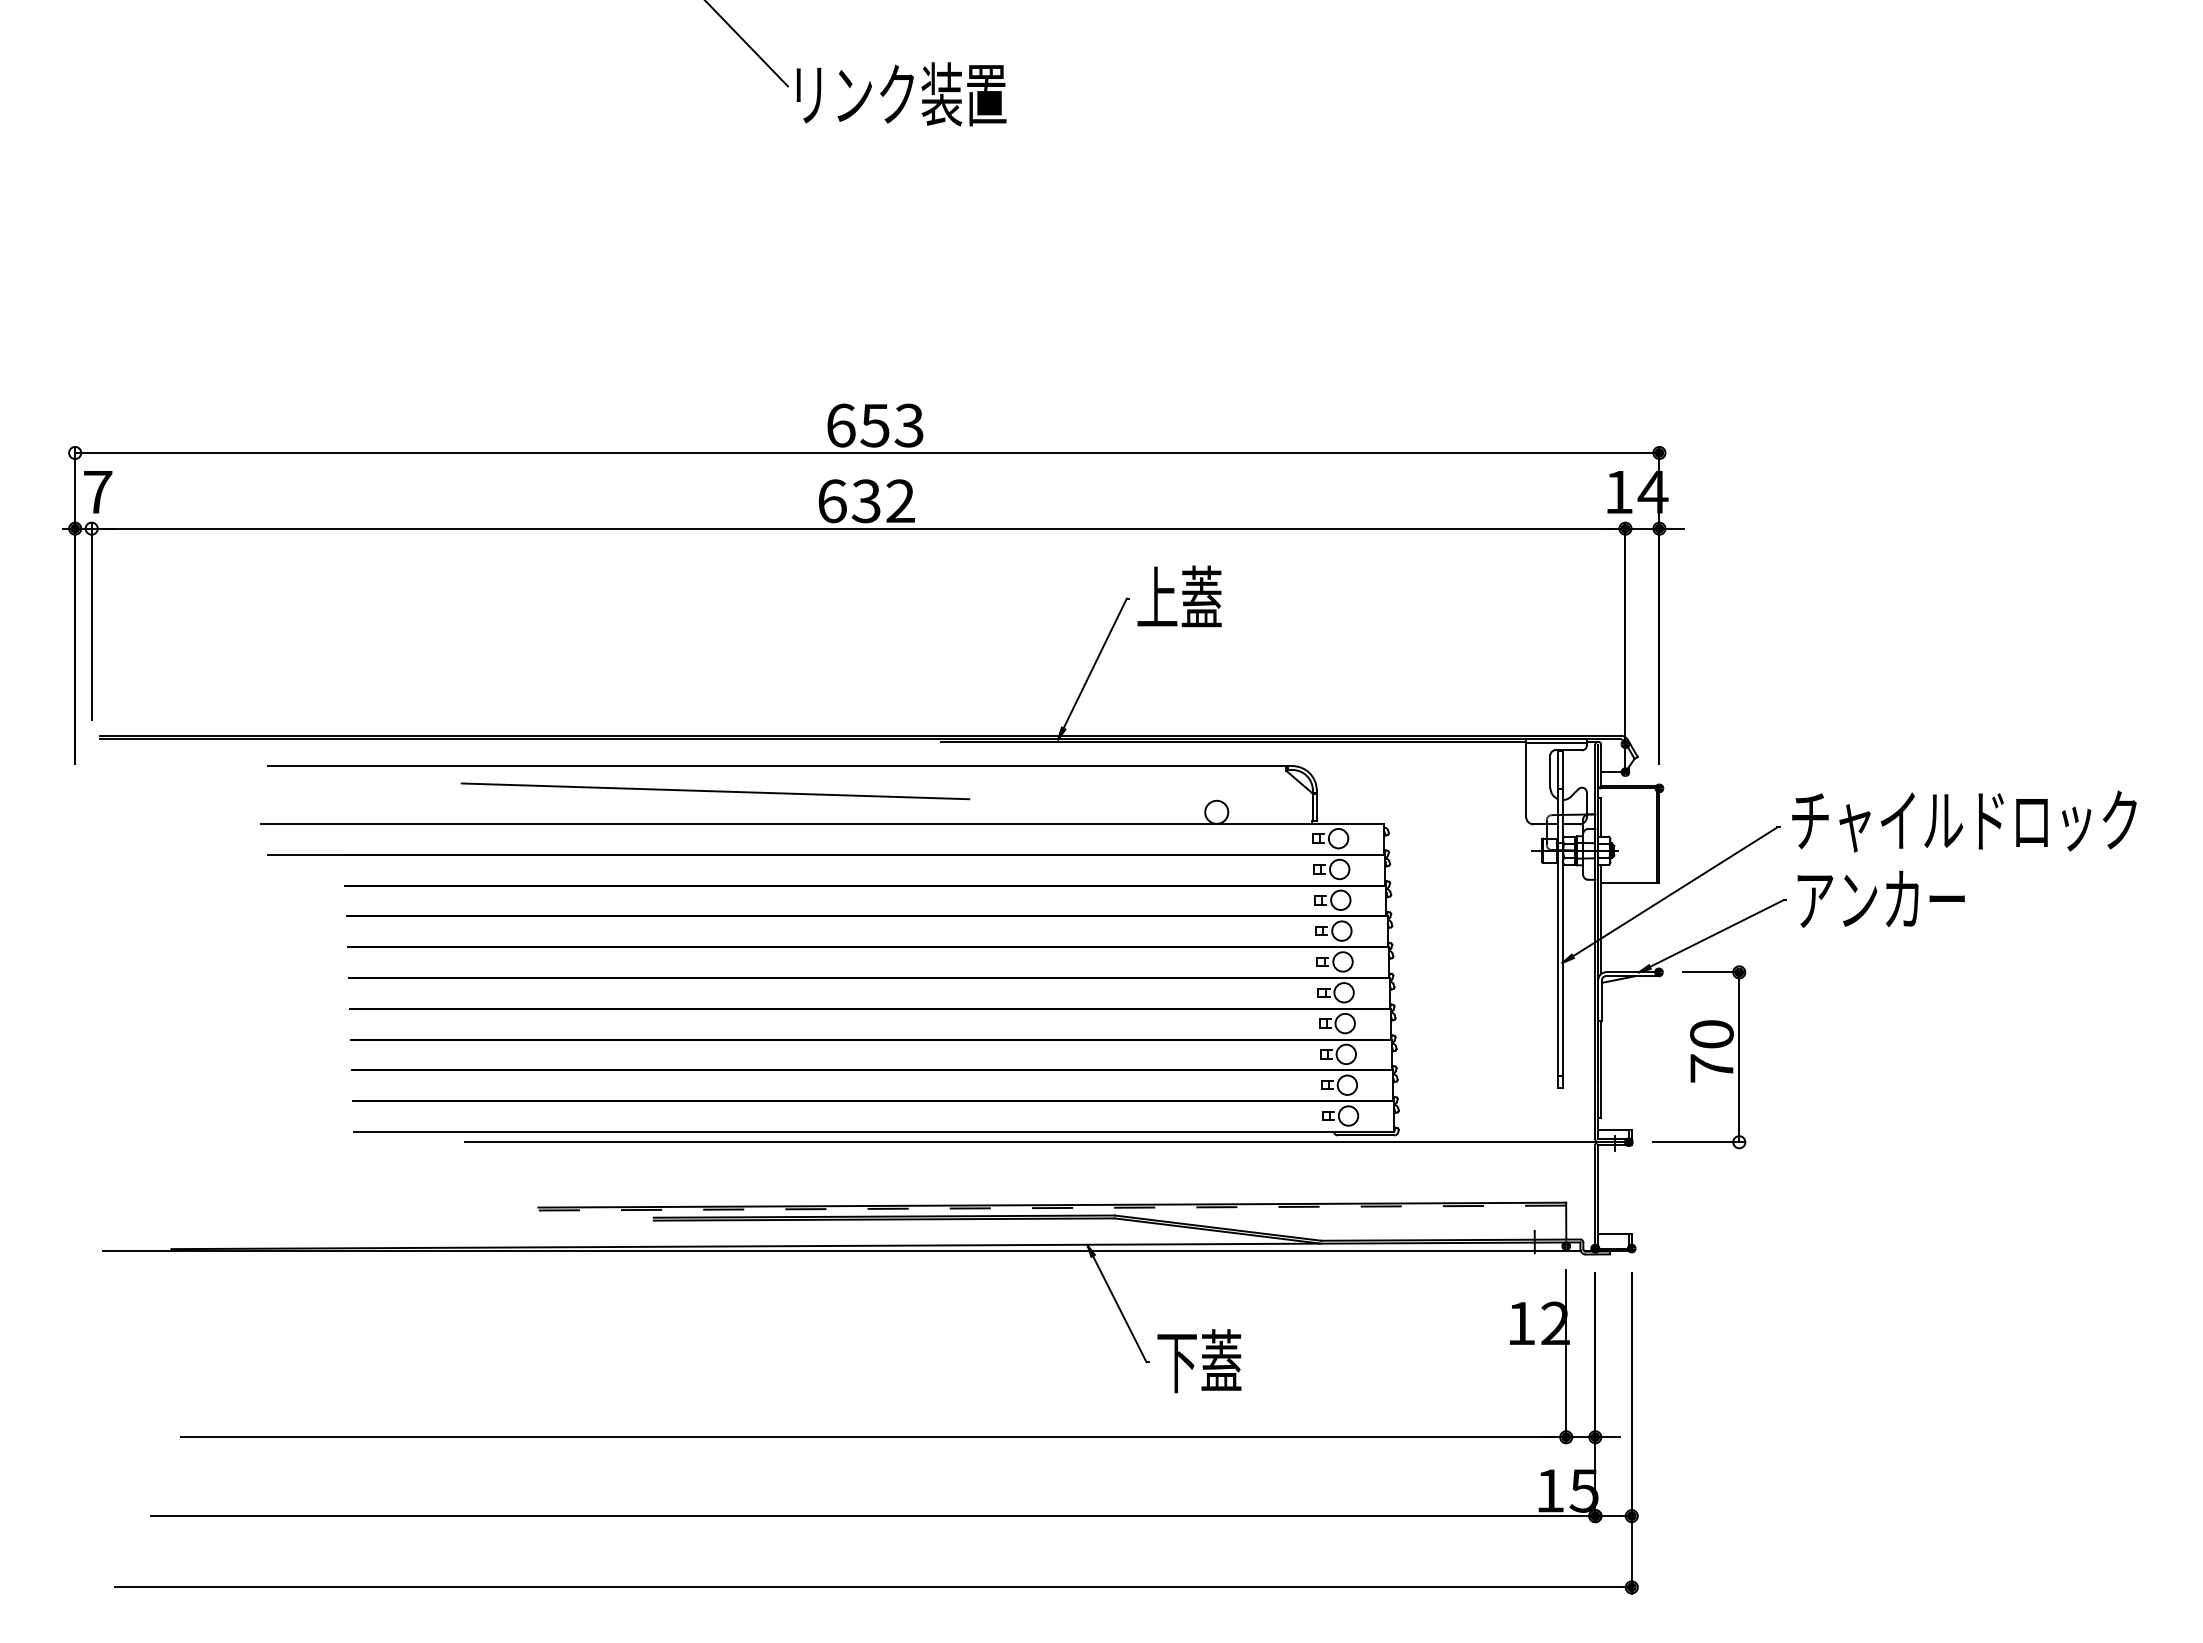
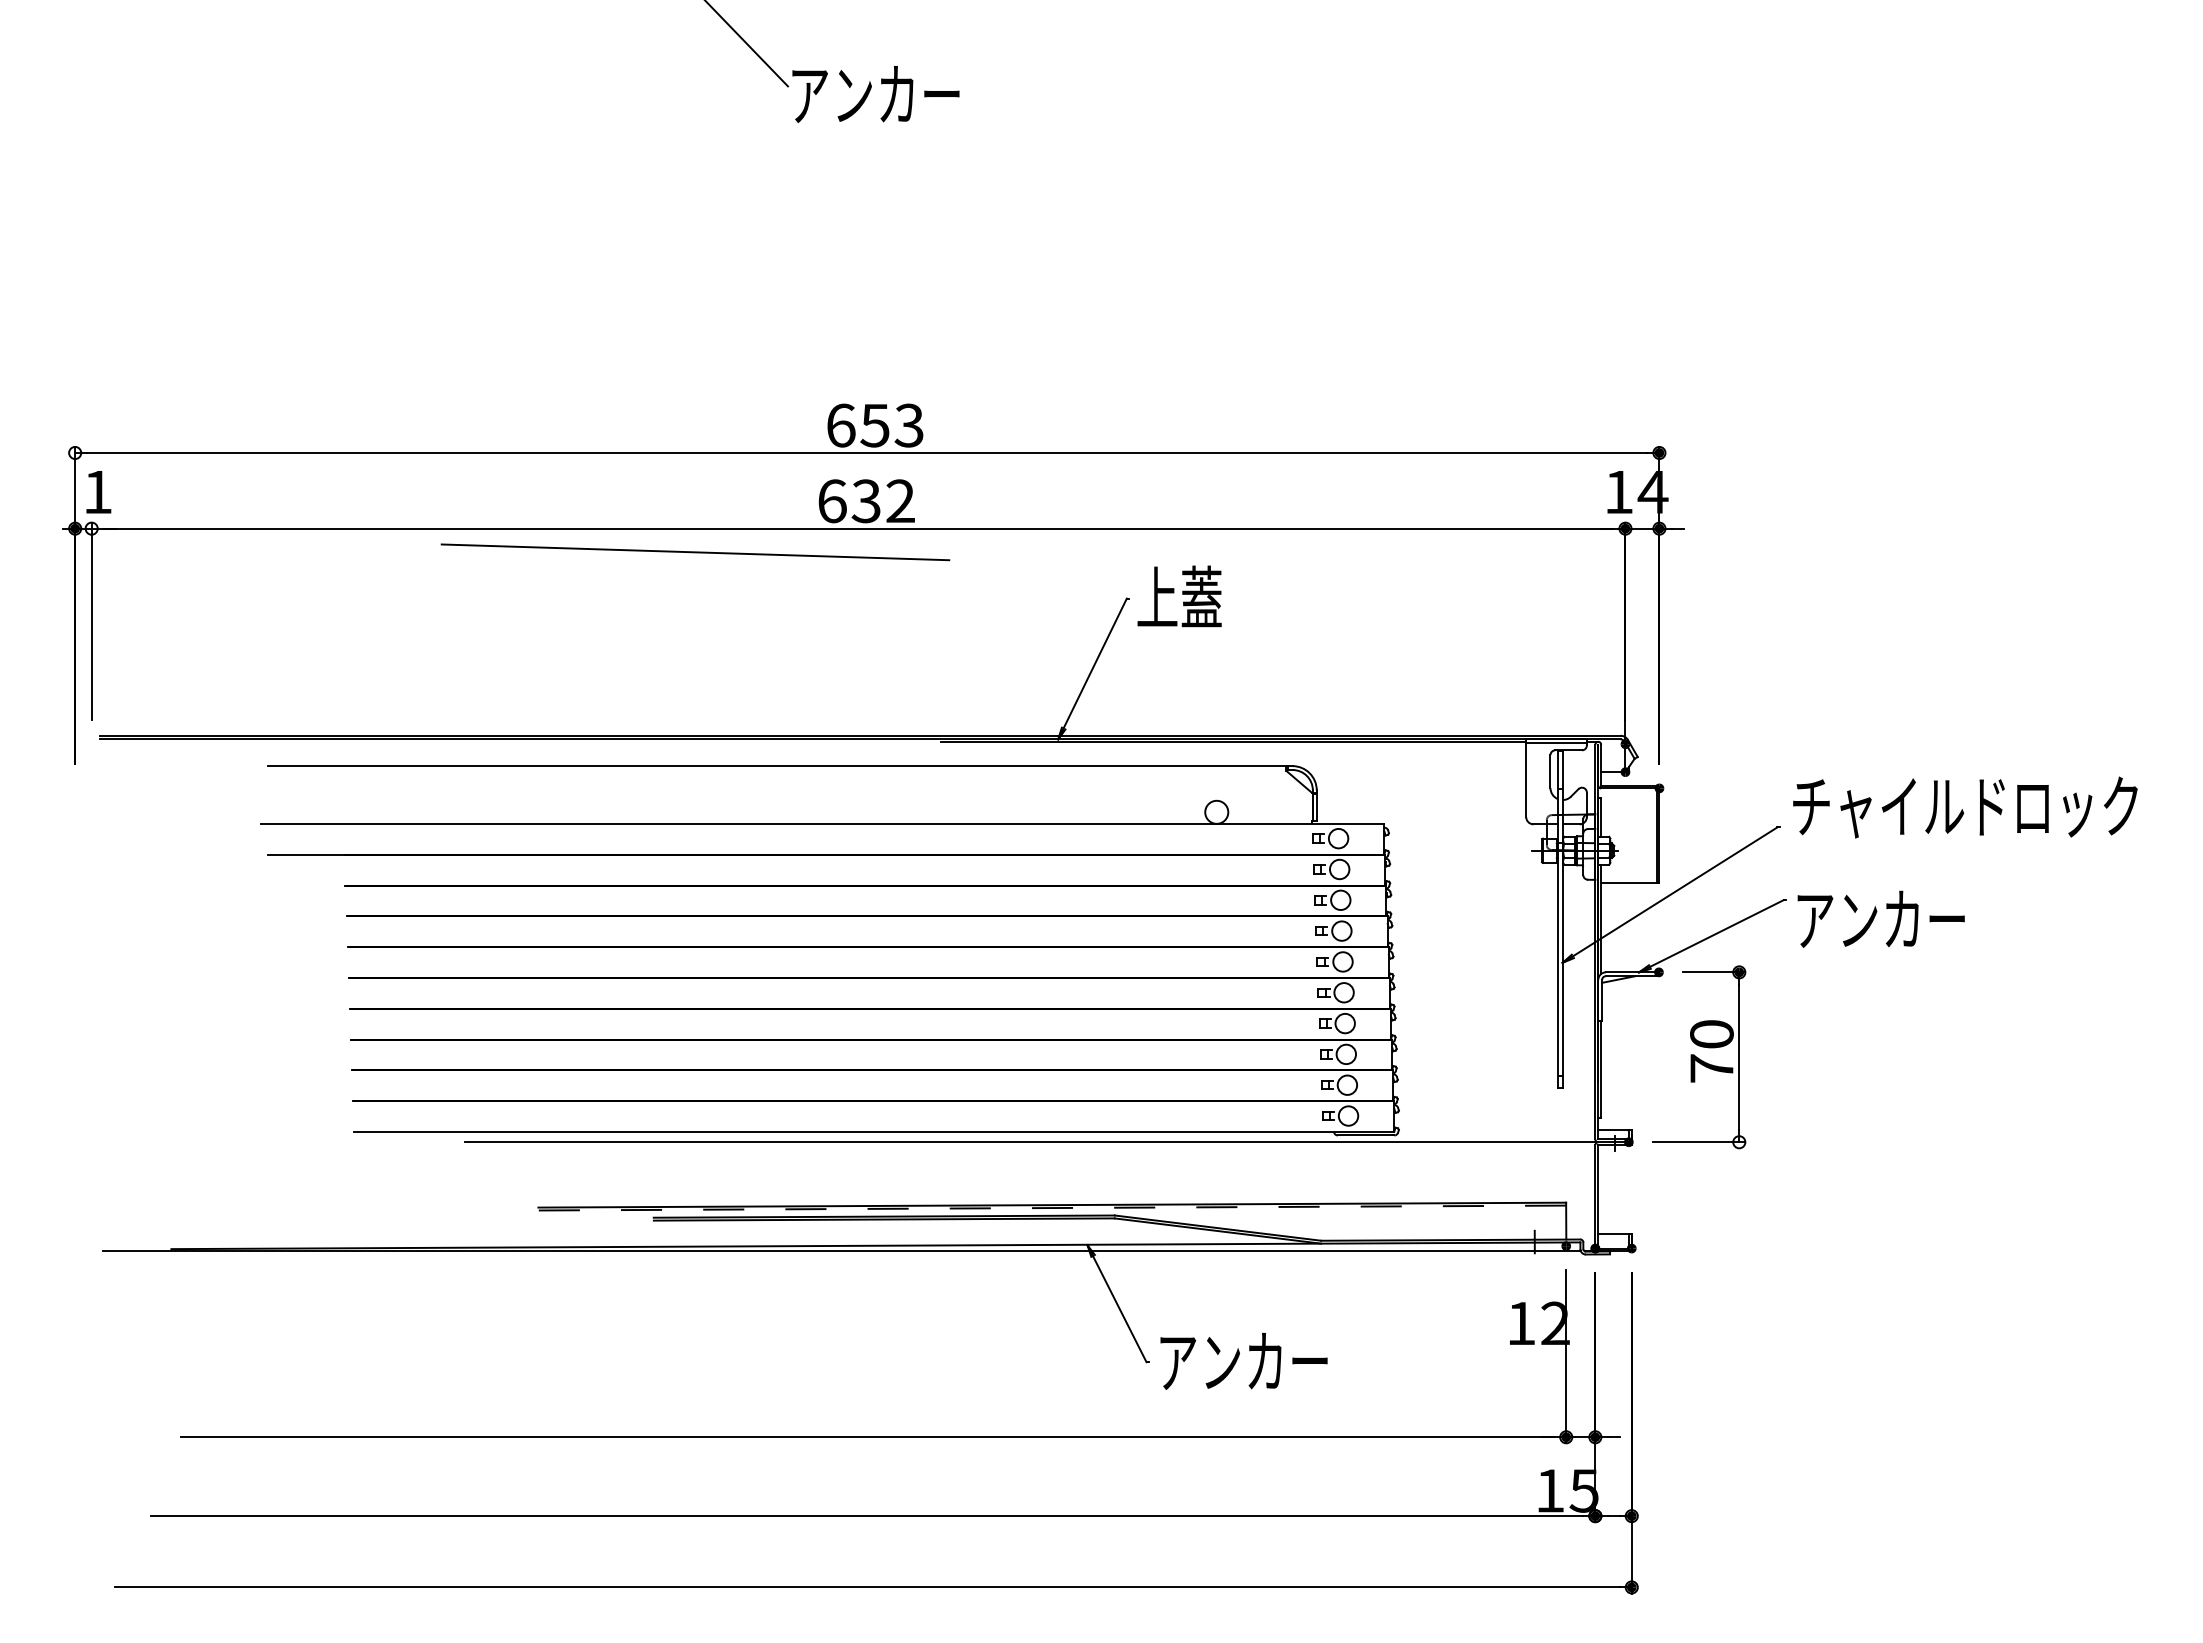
text: リンク装置 -> アンカー (899, 94)
text: 7 -> 1 (98, 492)
line position: (715, 791) -> (695, 552) (695, 552)
text position: (1964, 821) -> (1965, 807) (1965, 807)
text position: (1880, 898) -> (1880, 918) (1880, 918)
text: 下蓋 -> アンカー (1242, 1361)
